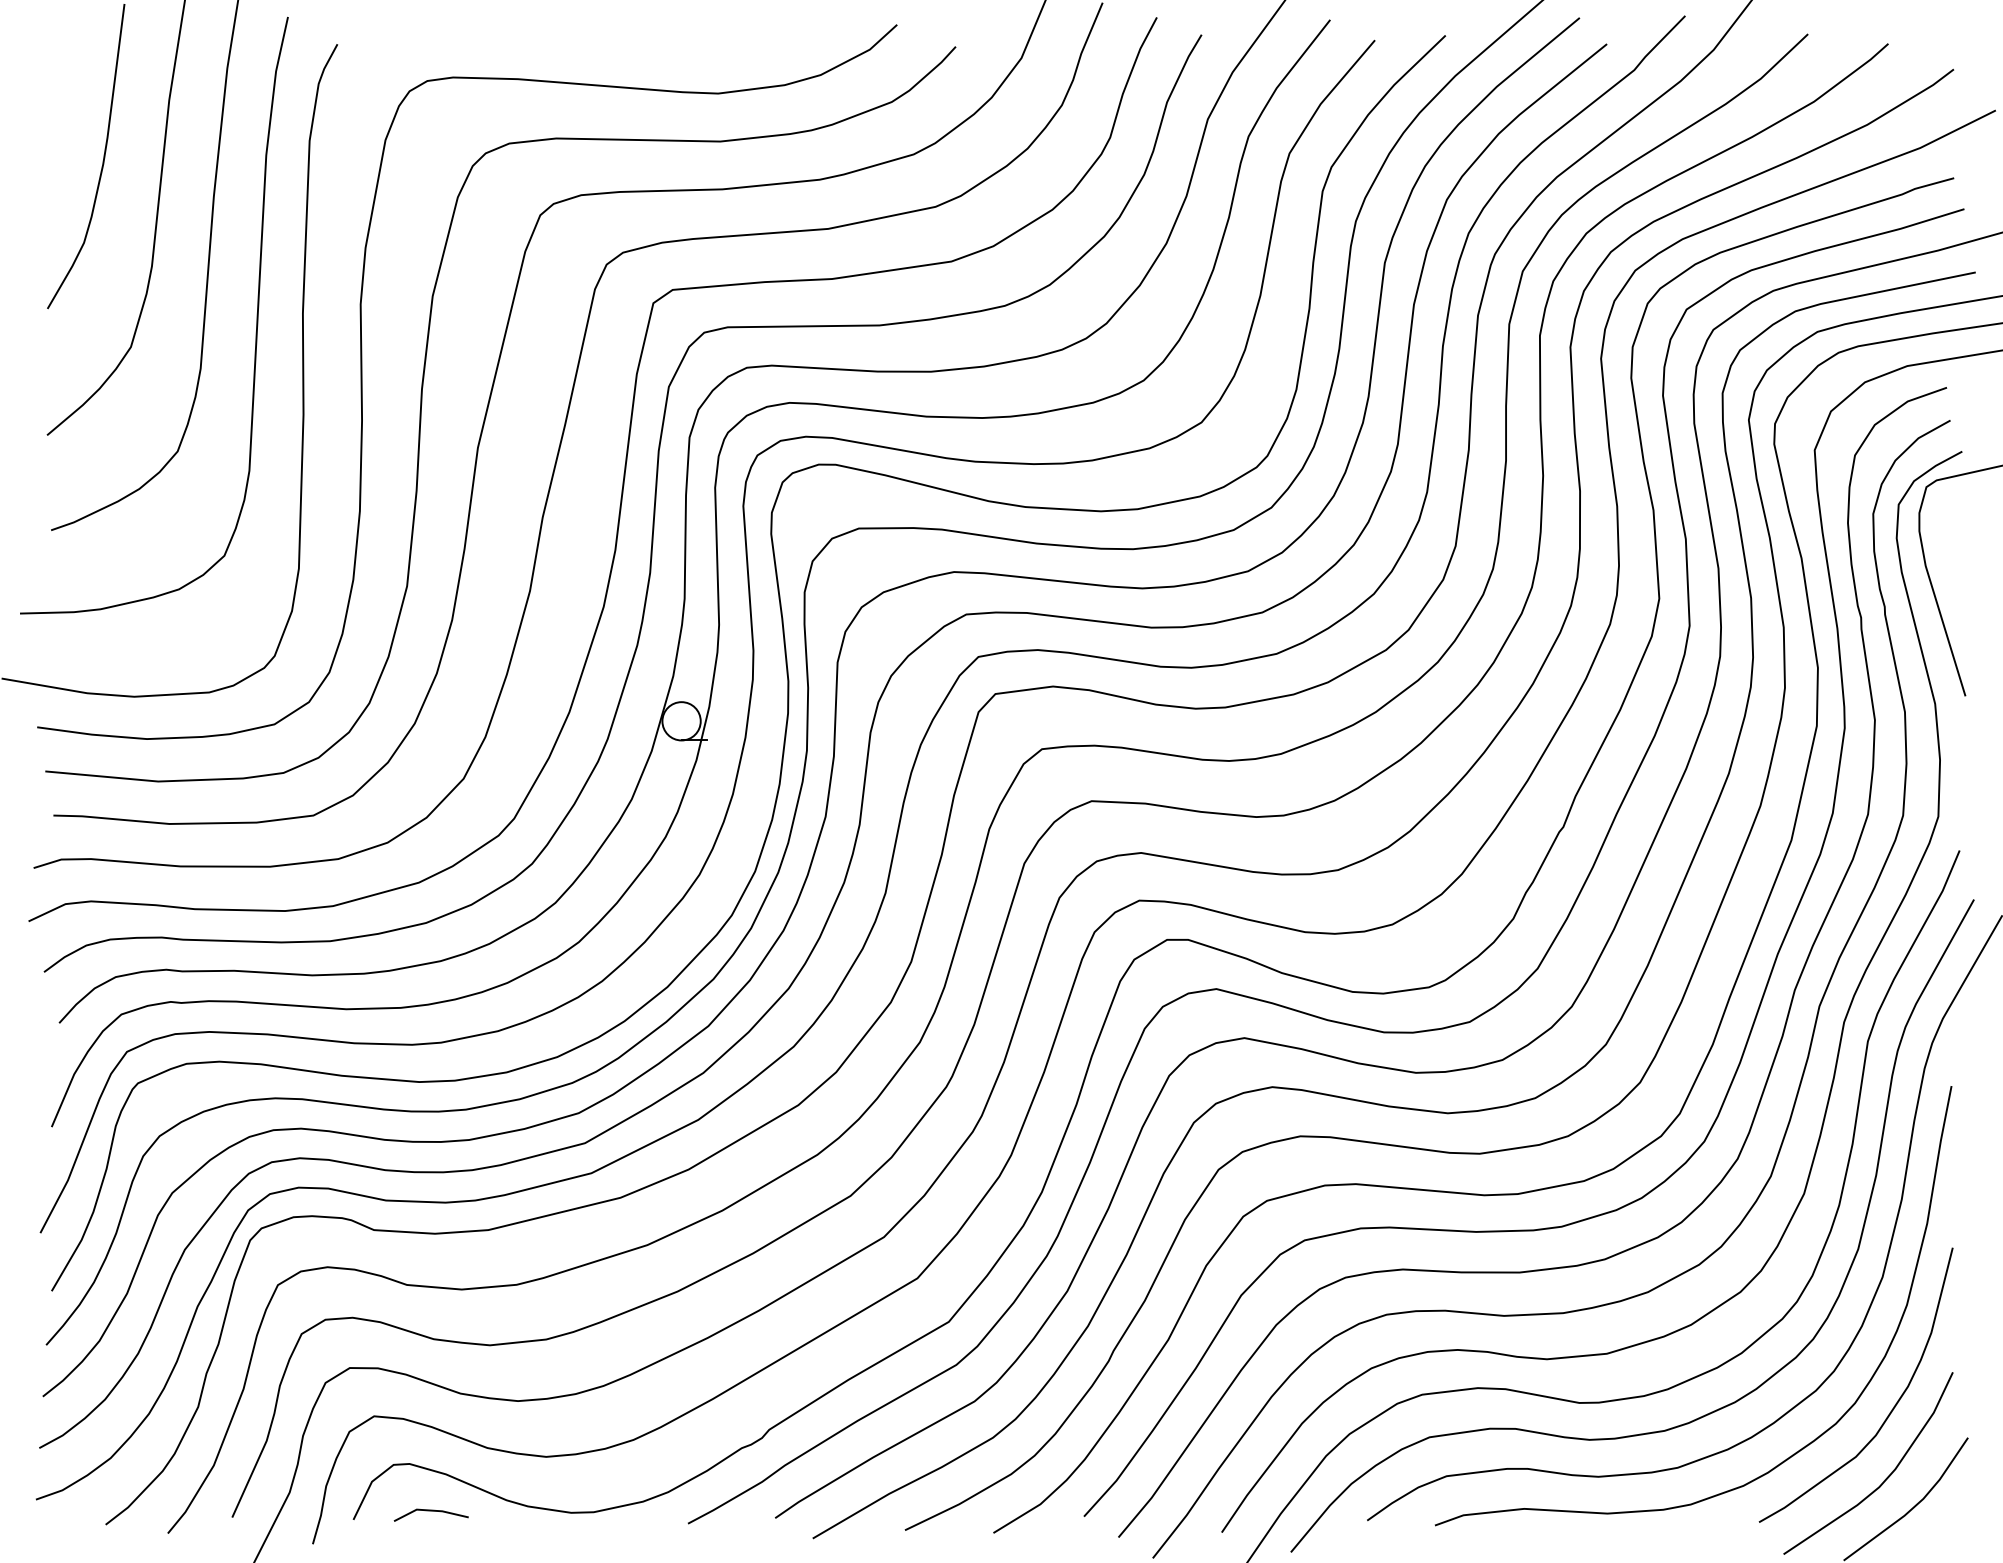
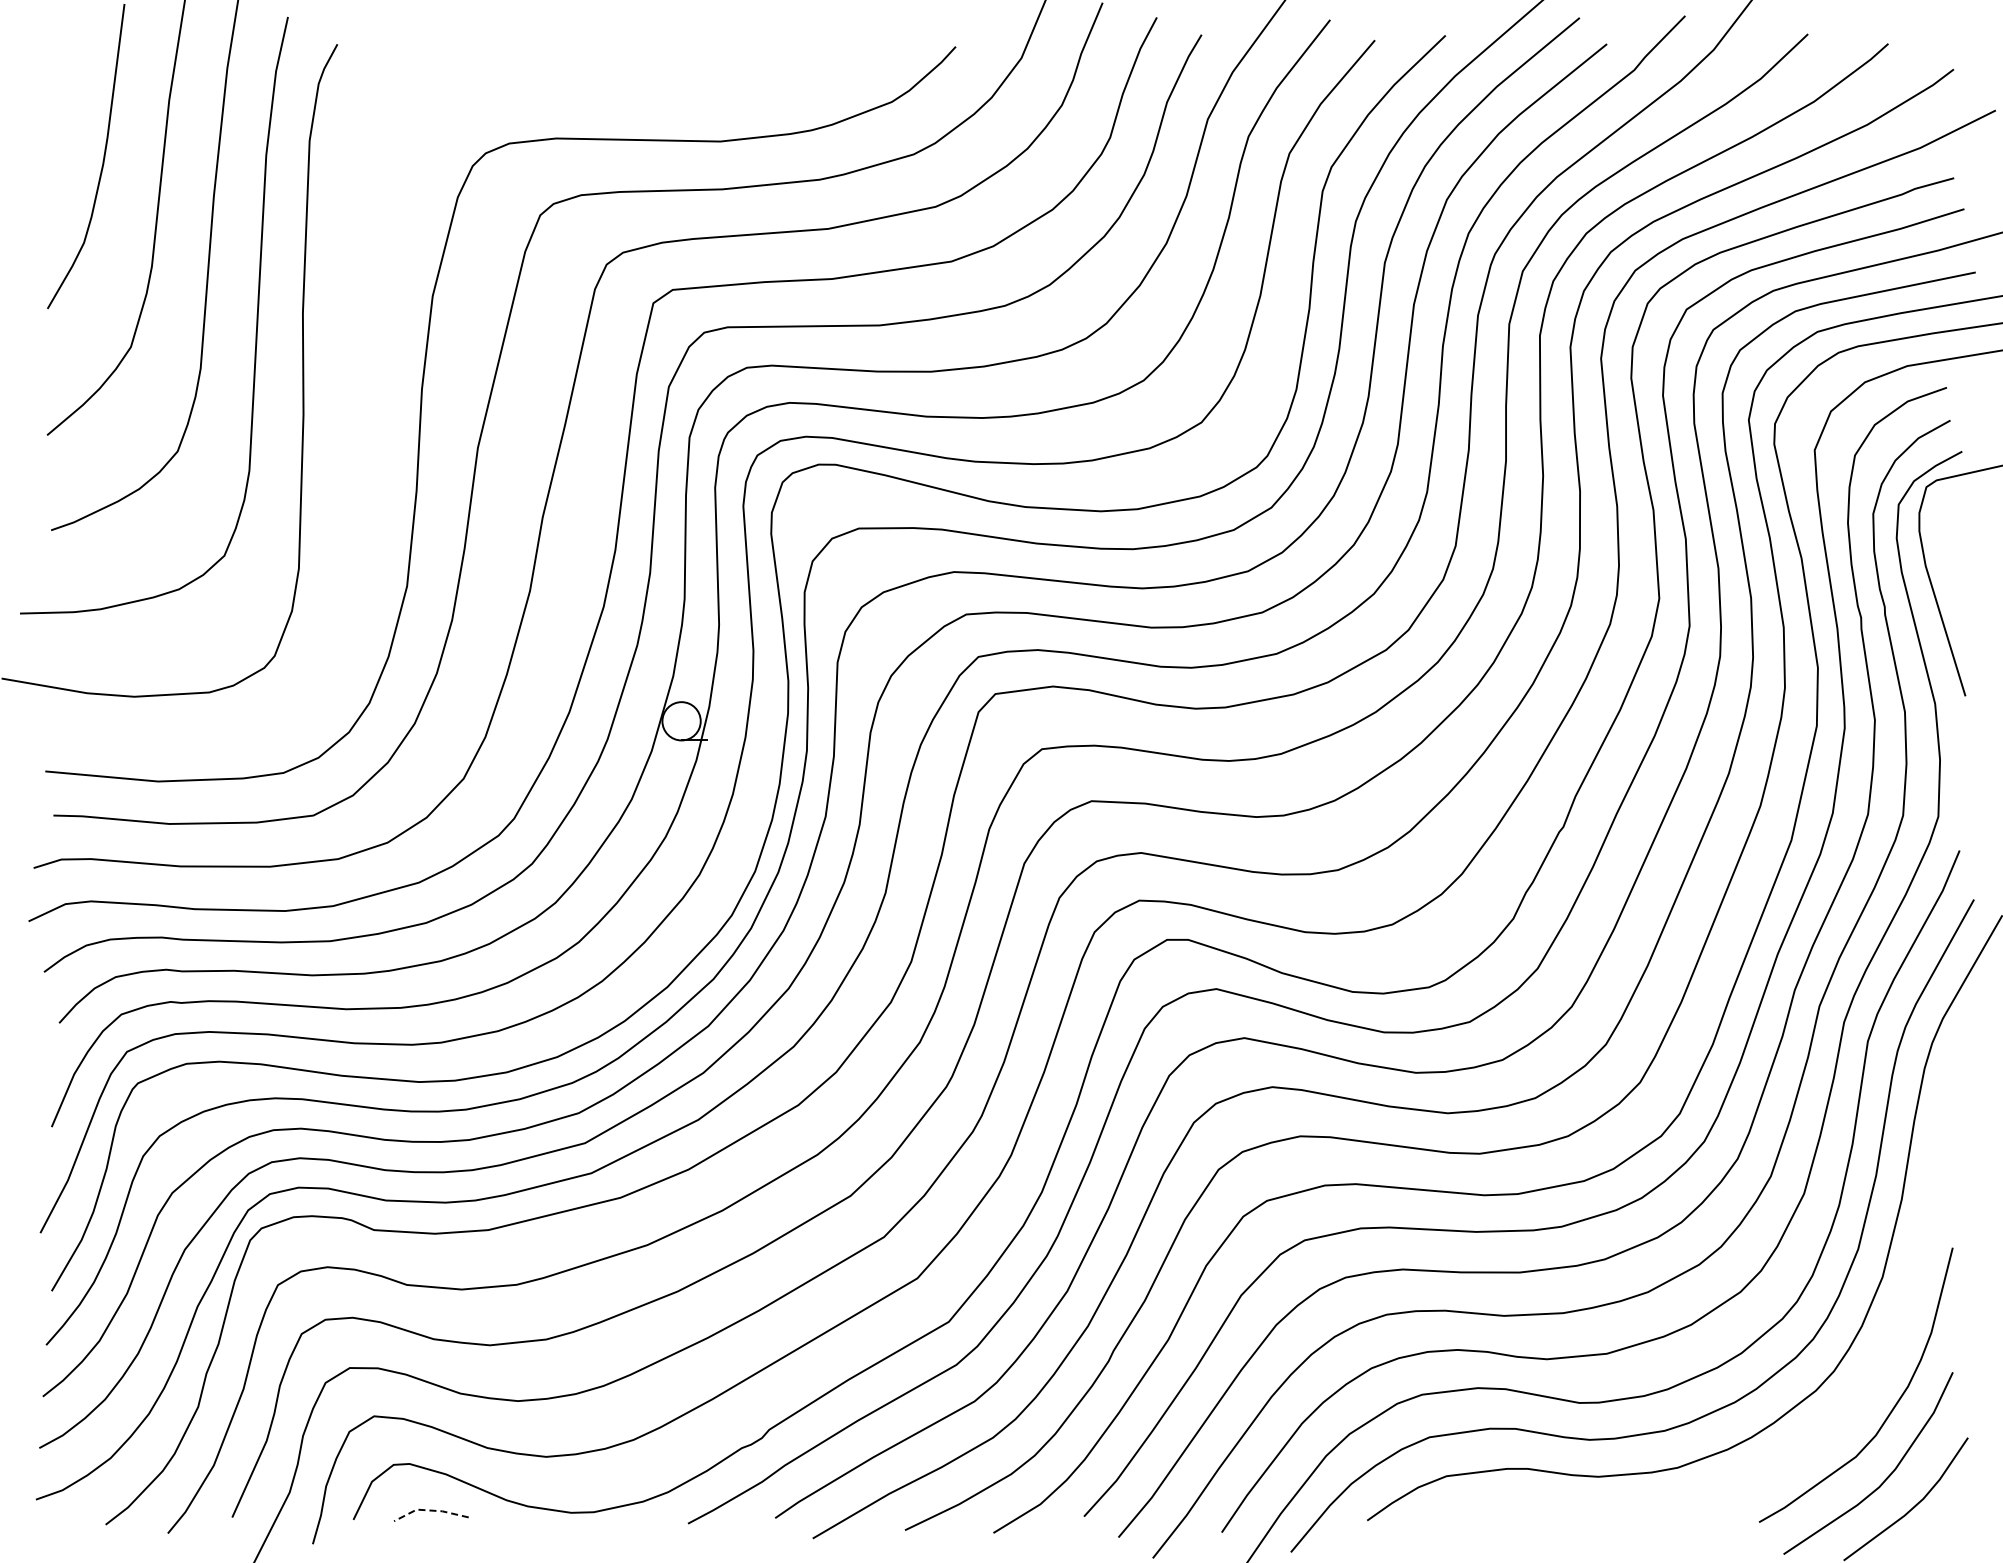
curve: present -> none (362, 381)
curve: present -> none (1793, 1453)
line: solid -> dashed (430, 1510)
